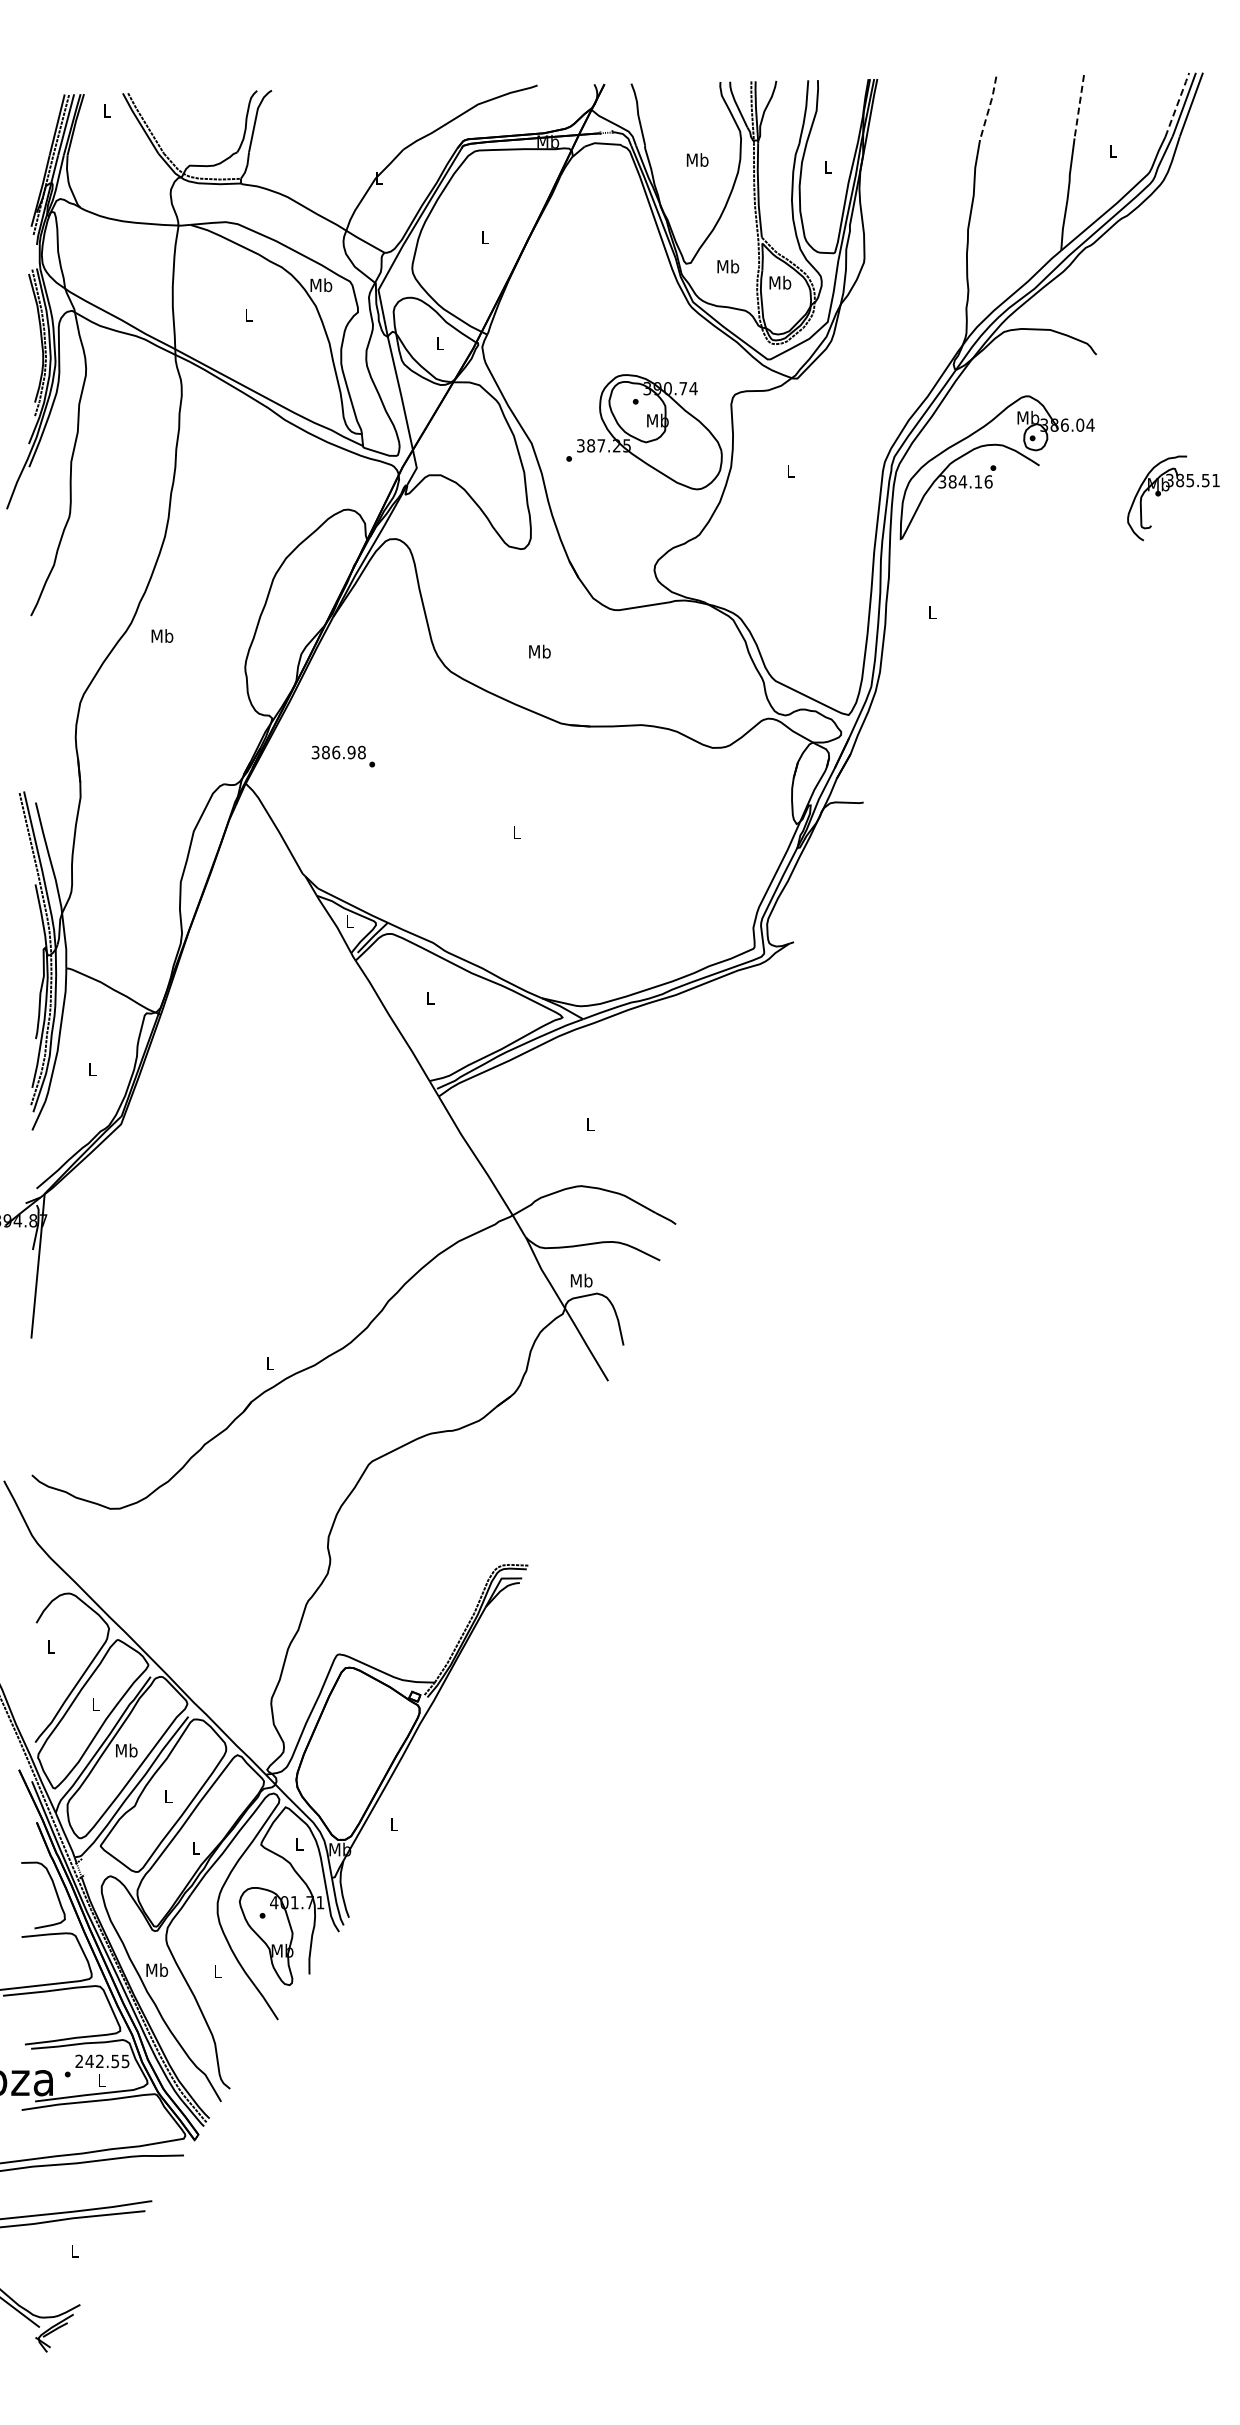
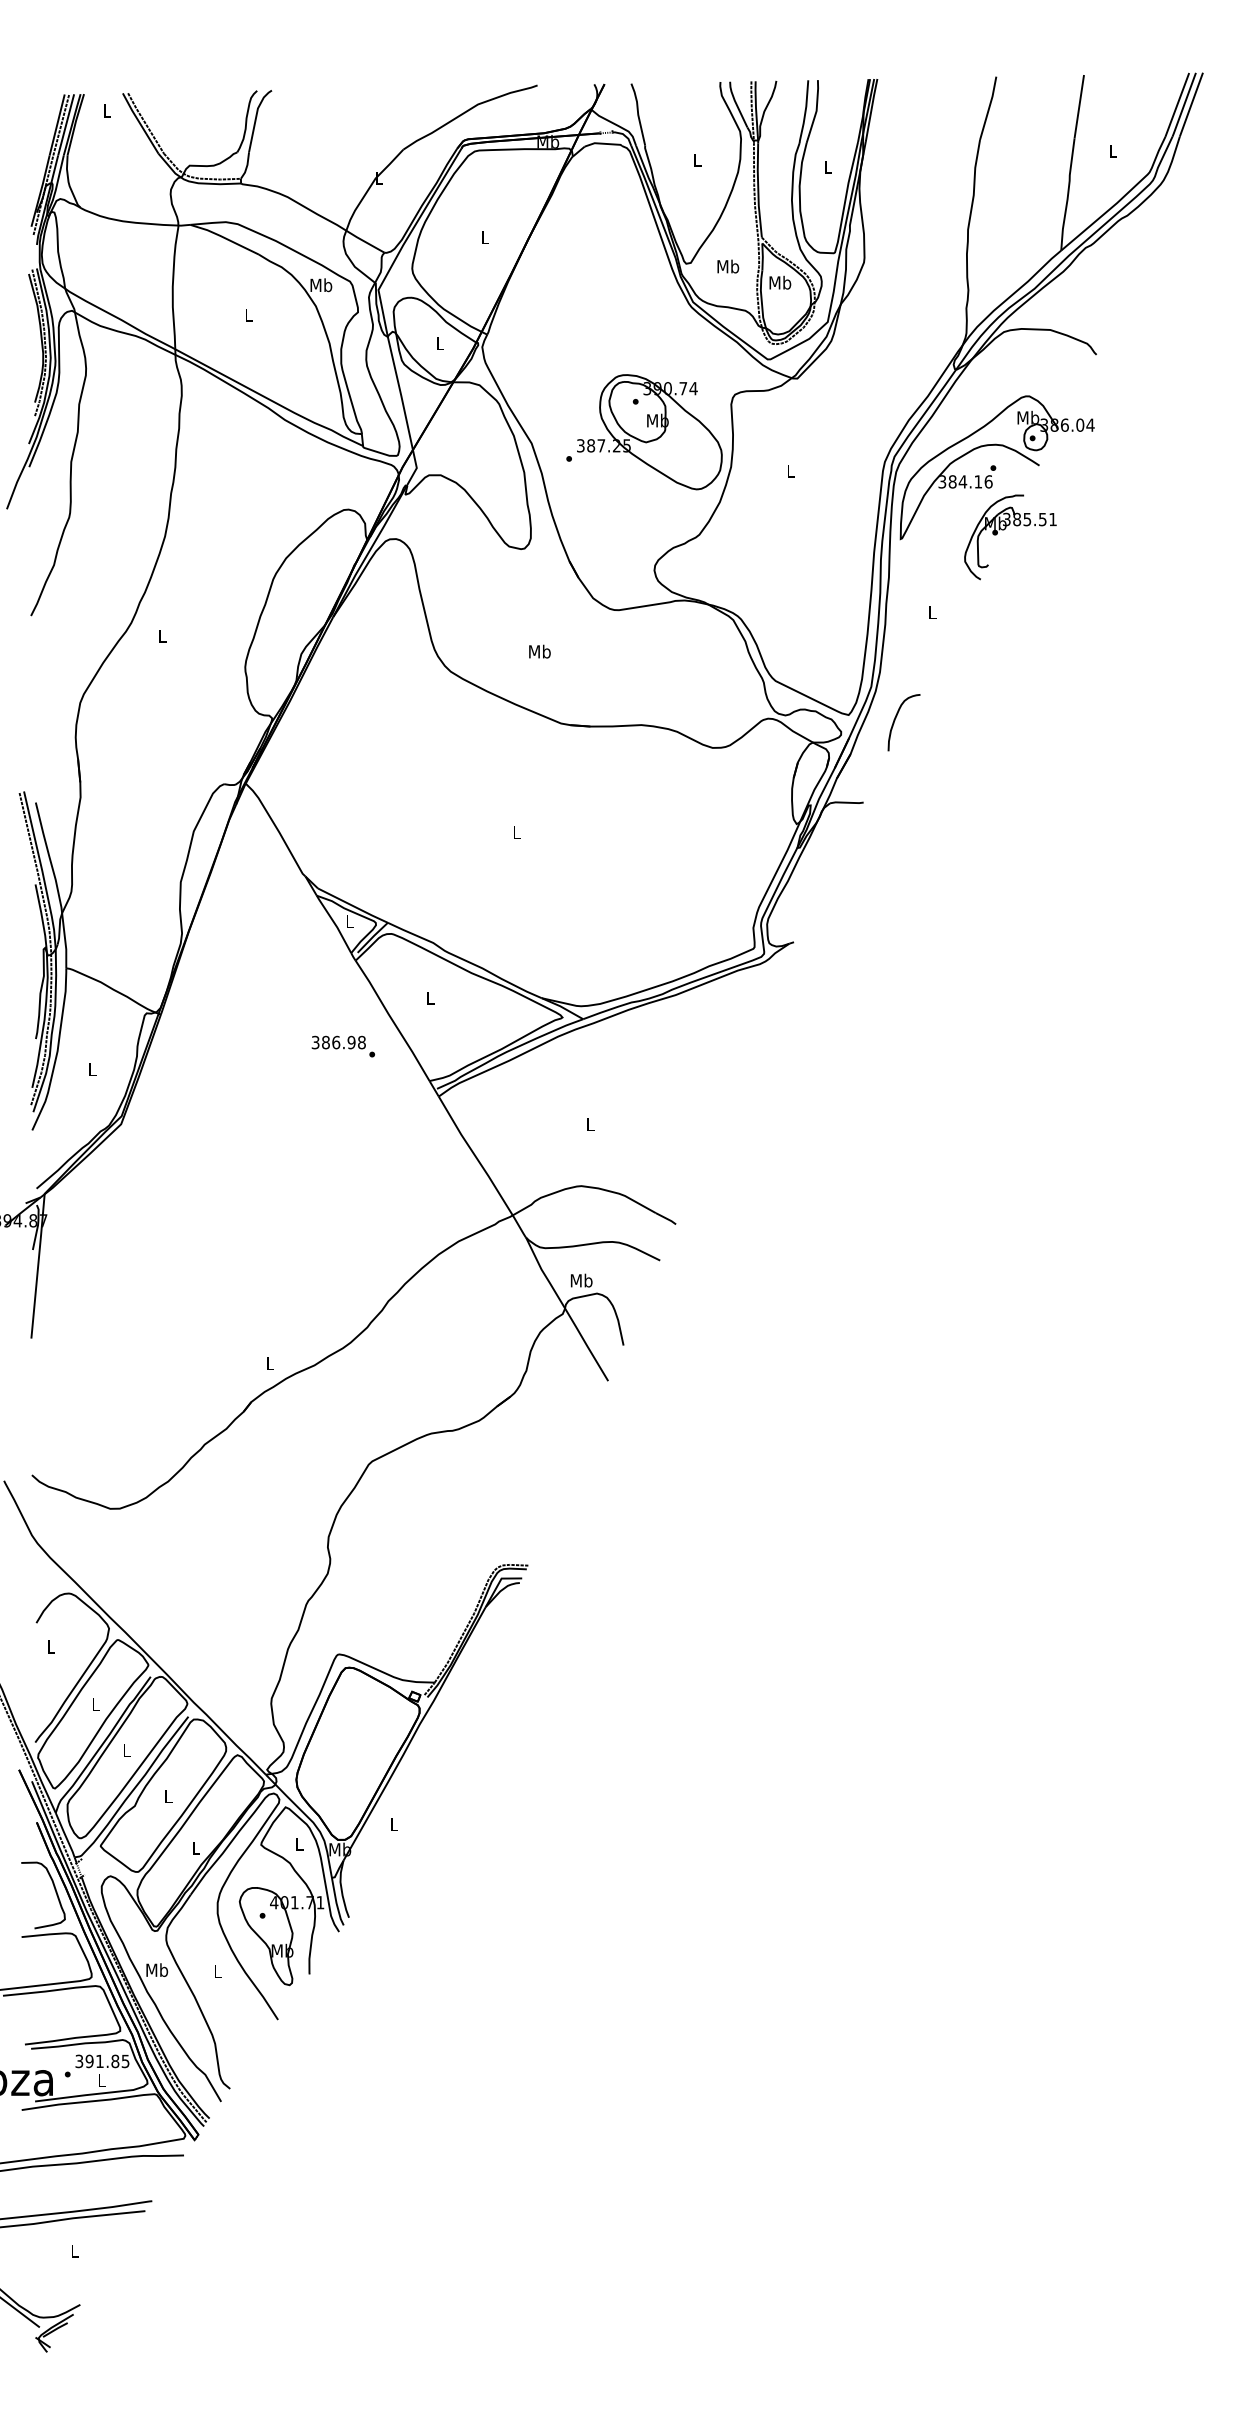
line: dashed -> solid (1177, 103)
line: dashed -> solid (989, 107)
line: dashed -> solid (1079, 107)
text: Mb -> L (697, 159)
part position: (1167, 491) -> (1004, 530) (1004, 530)
text: Mb -> L (162, 635)
curve: none -> present (896, 718)
text position: (343, 756) -> (343, 1046) (343, 1046)
text: Mb -> L (126, 1750)
text: 242.55 -> 391.85 (97, 2061)
